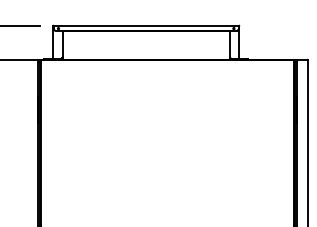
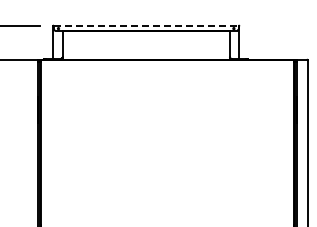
line: solid -> dashed (146, 25)
